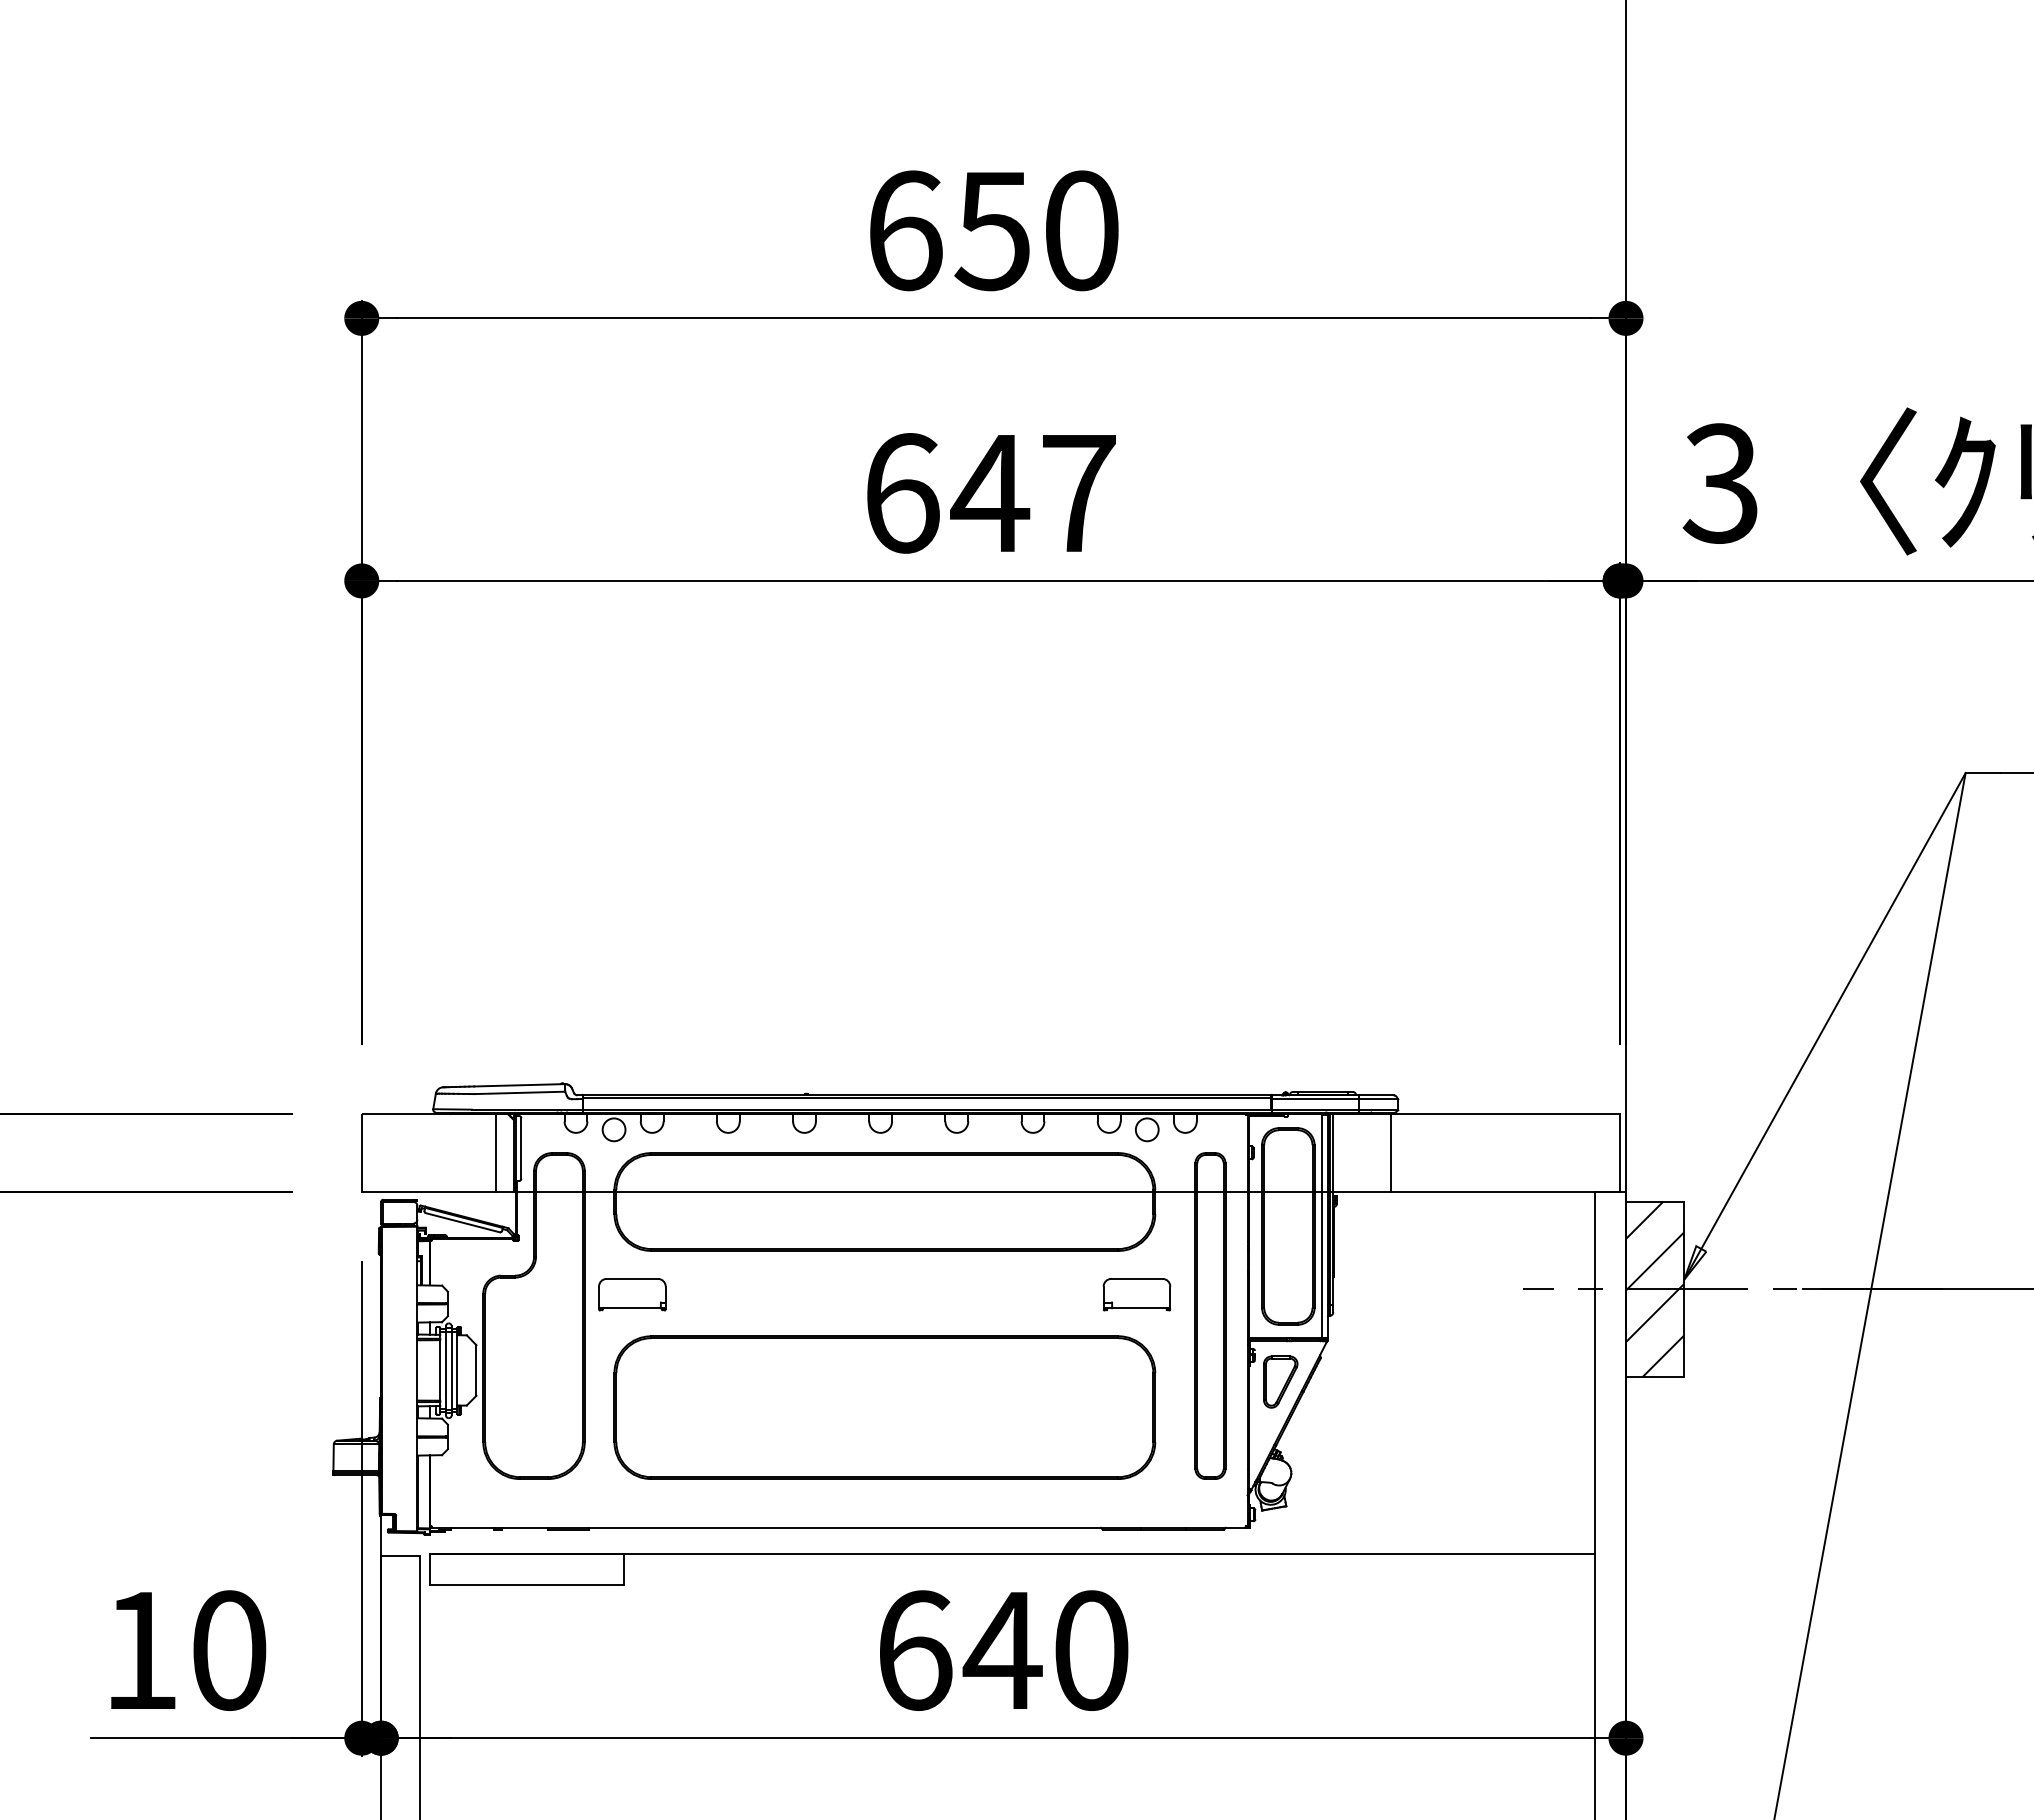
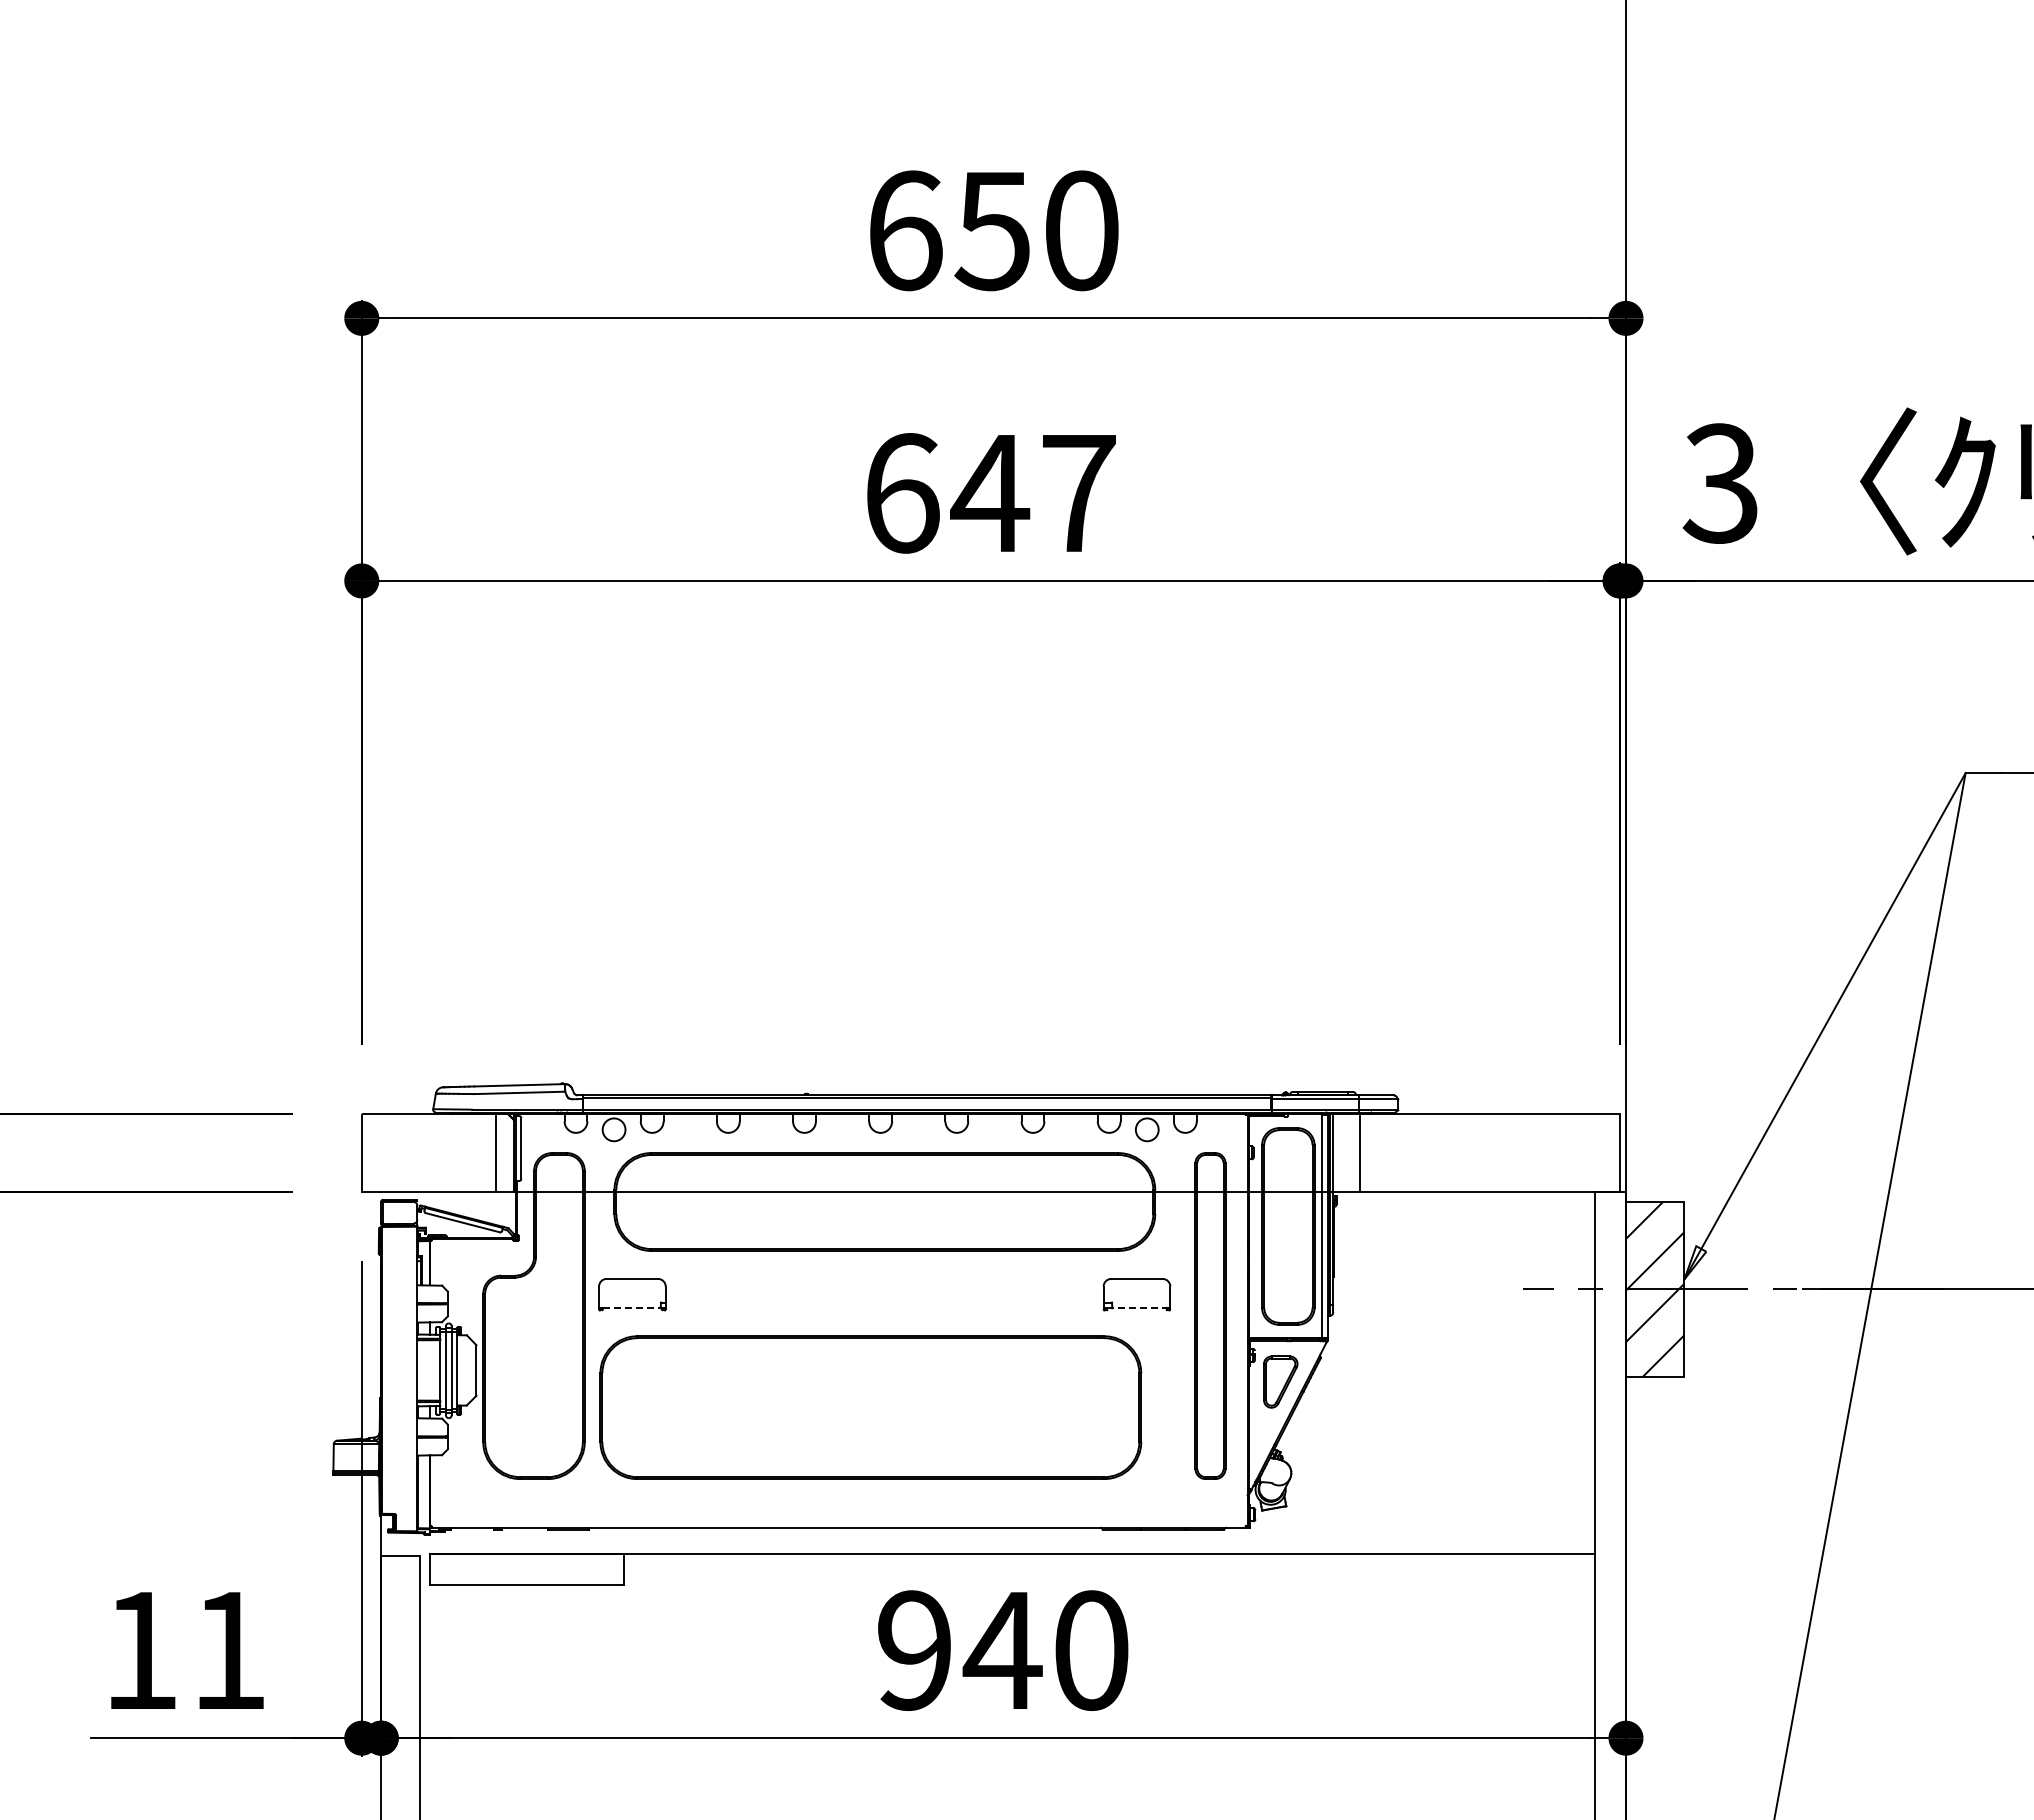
line position: (1390, 1153) -> (1359, 1153) (1359, 1153)
line: solid -> dashed (632, 1308)
line: solid -> dashed (1136, 1308)
part position: (884, 1407) -> (870, 1407) (870, 1407)
text: 10 -> 11 (229, 1650)
text: 640 -> 940 (915, 1650)
